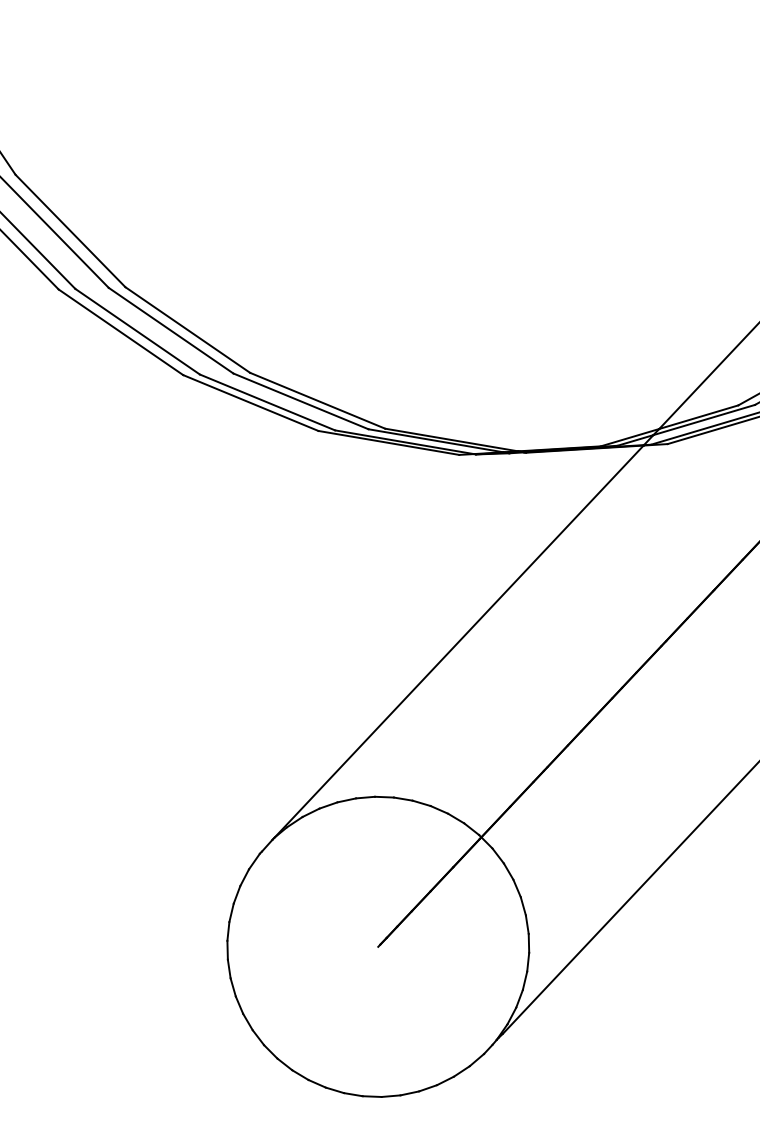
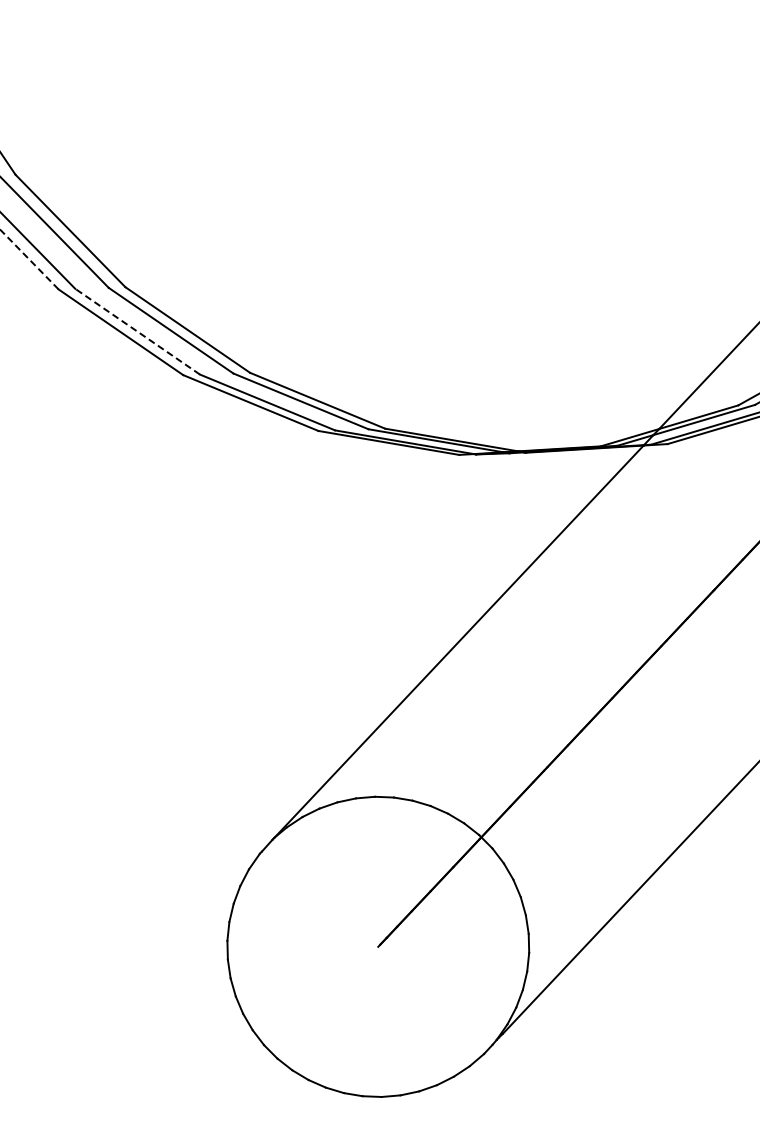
line: solid -> dashed (29, 259)
line: solid -> dashed (137, 331)
